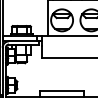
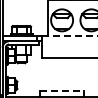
line: solid -> dashed (69, 36)
line: solid -> dashed (62, 91)
